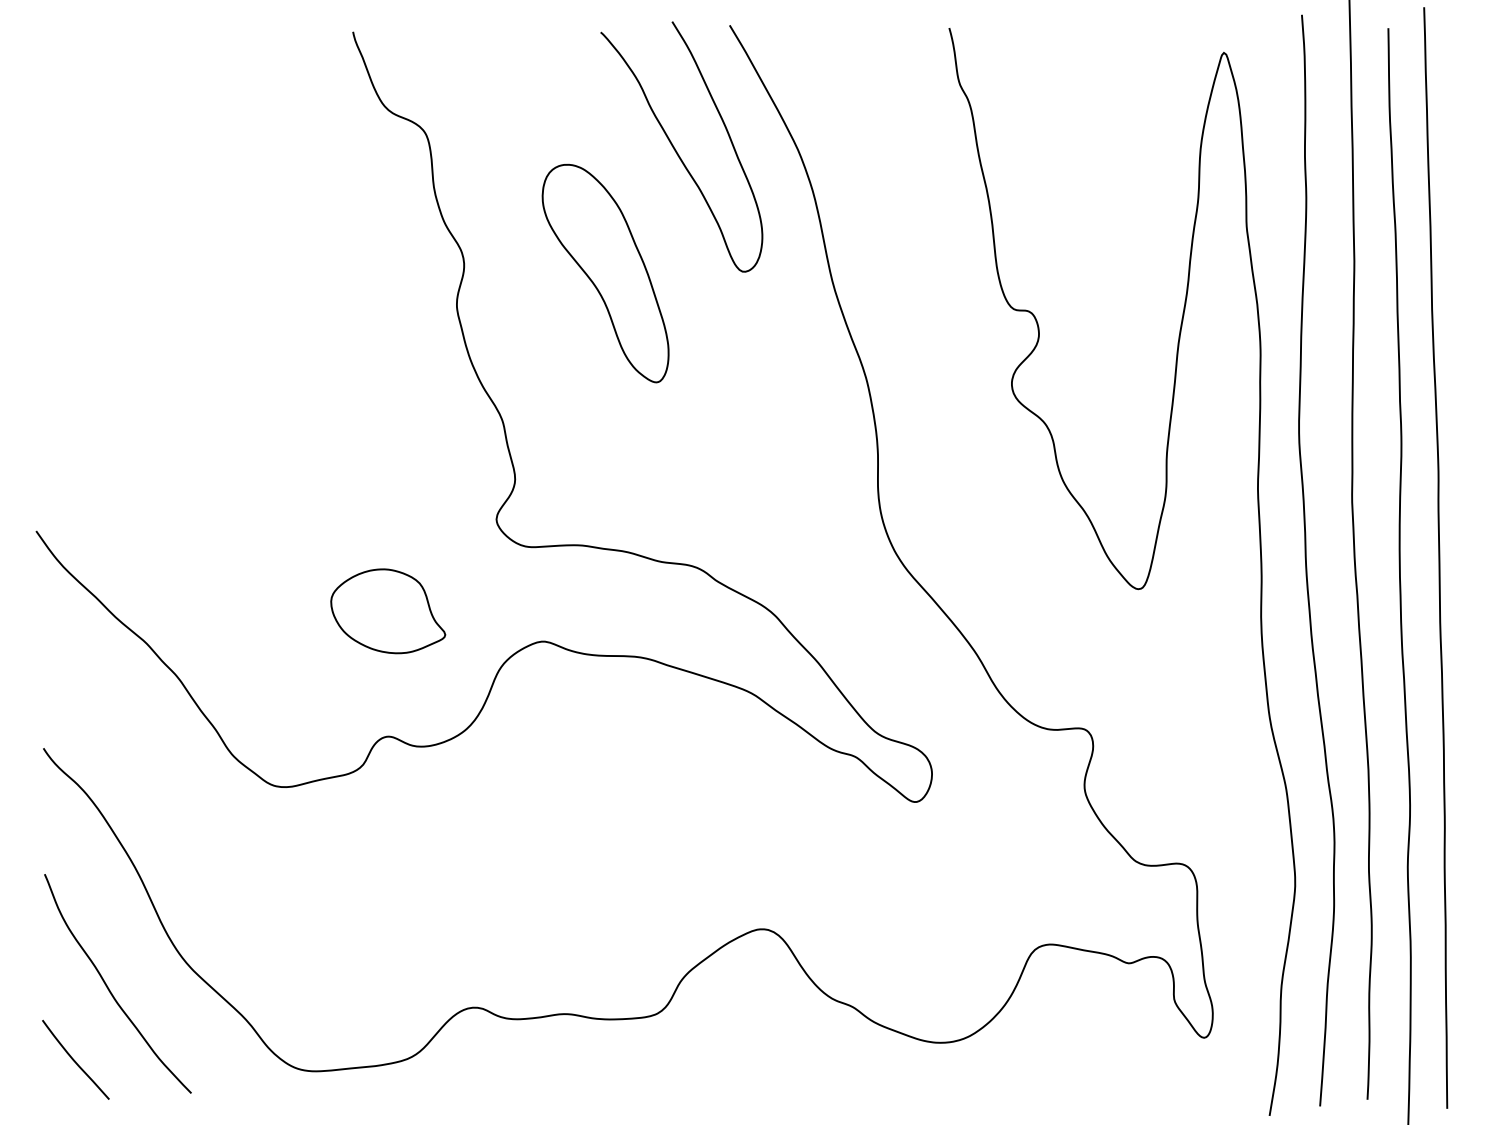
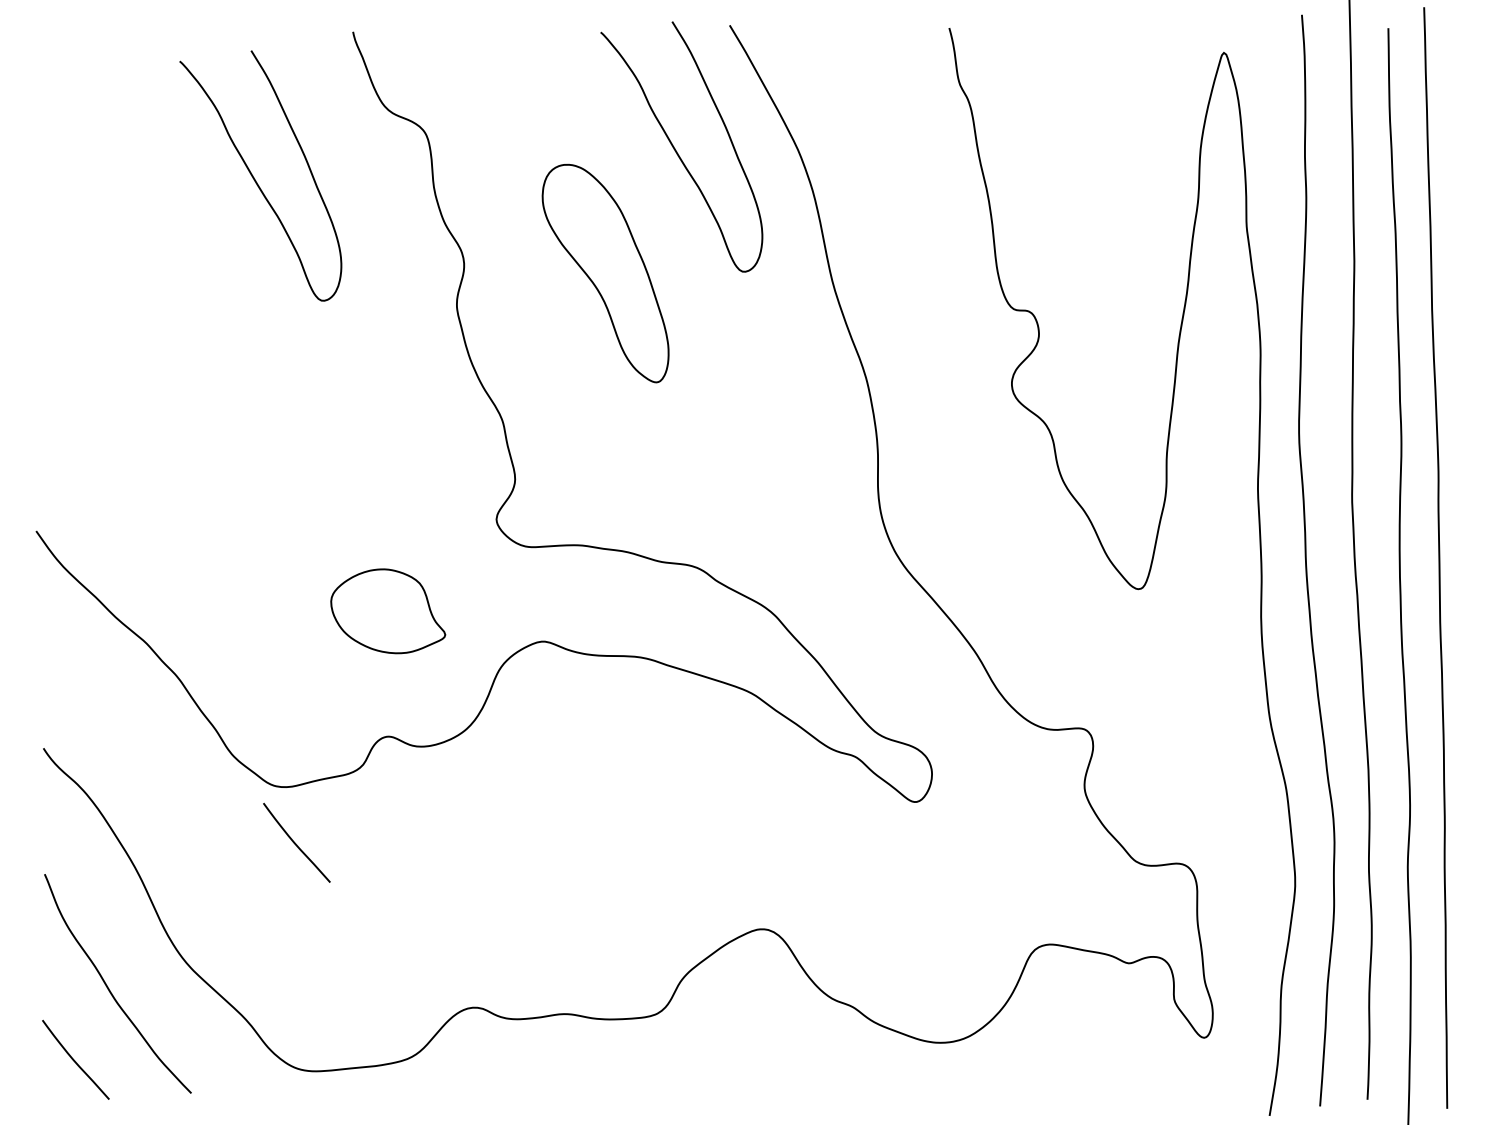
curve: none -> present (254, 177)
curve: none -> present (295, 842)
